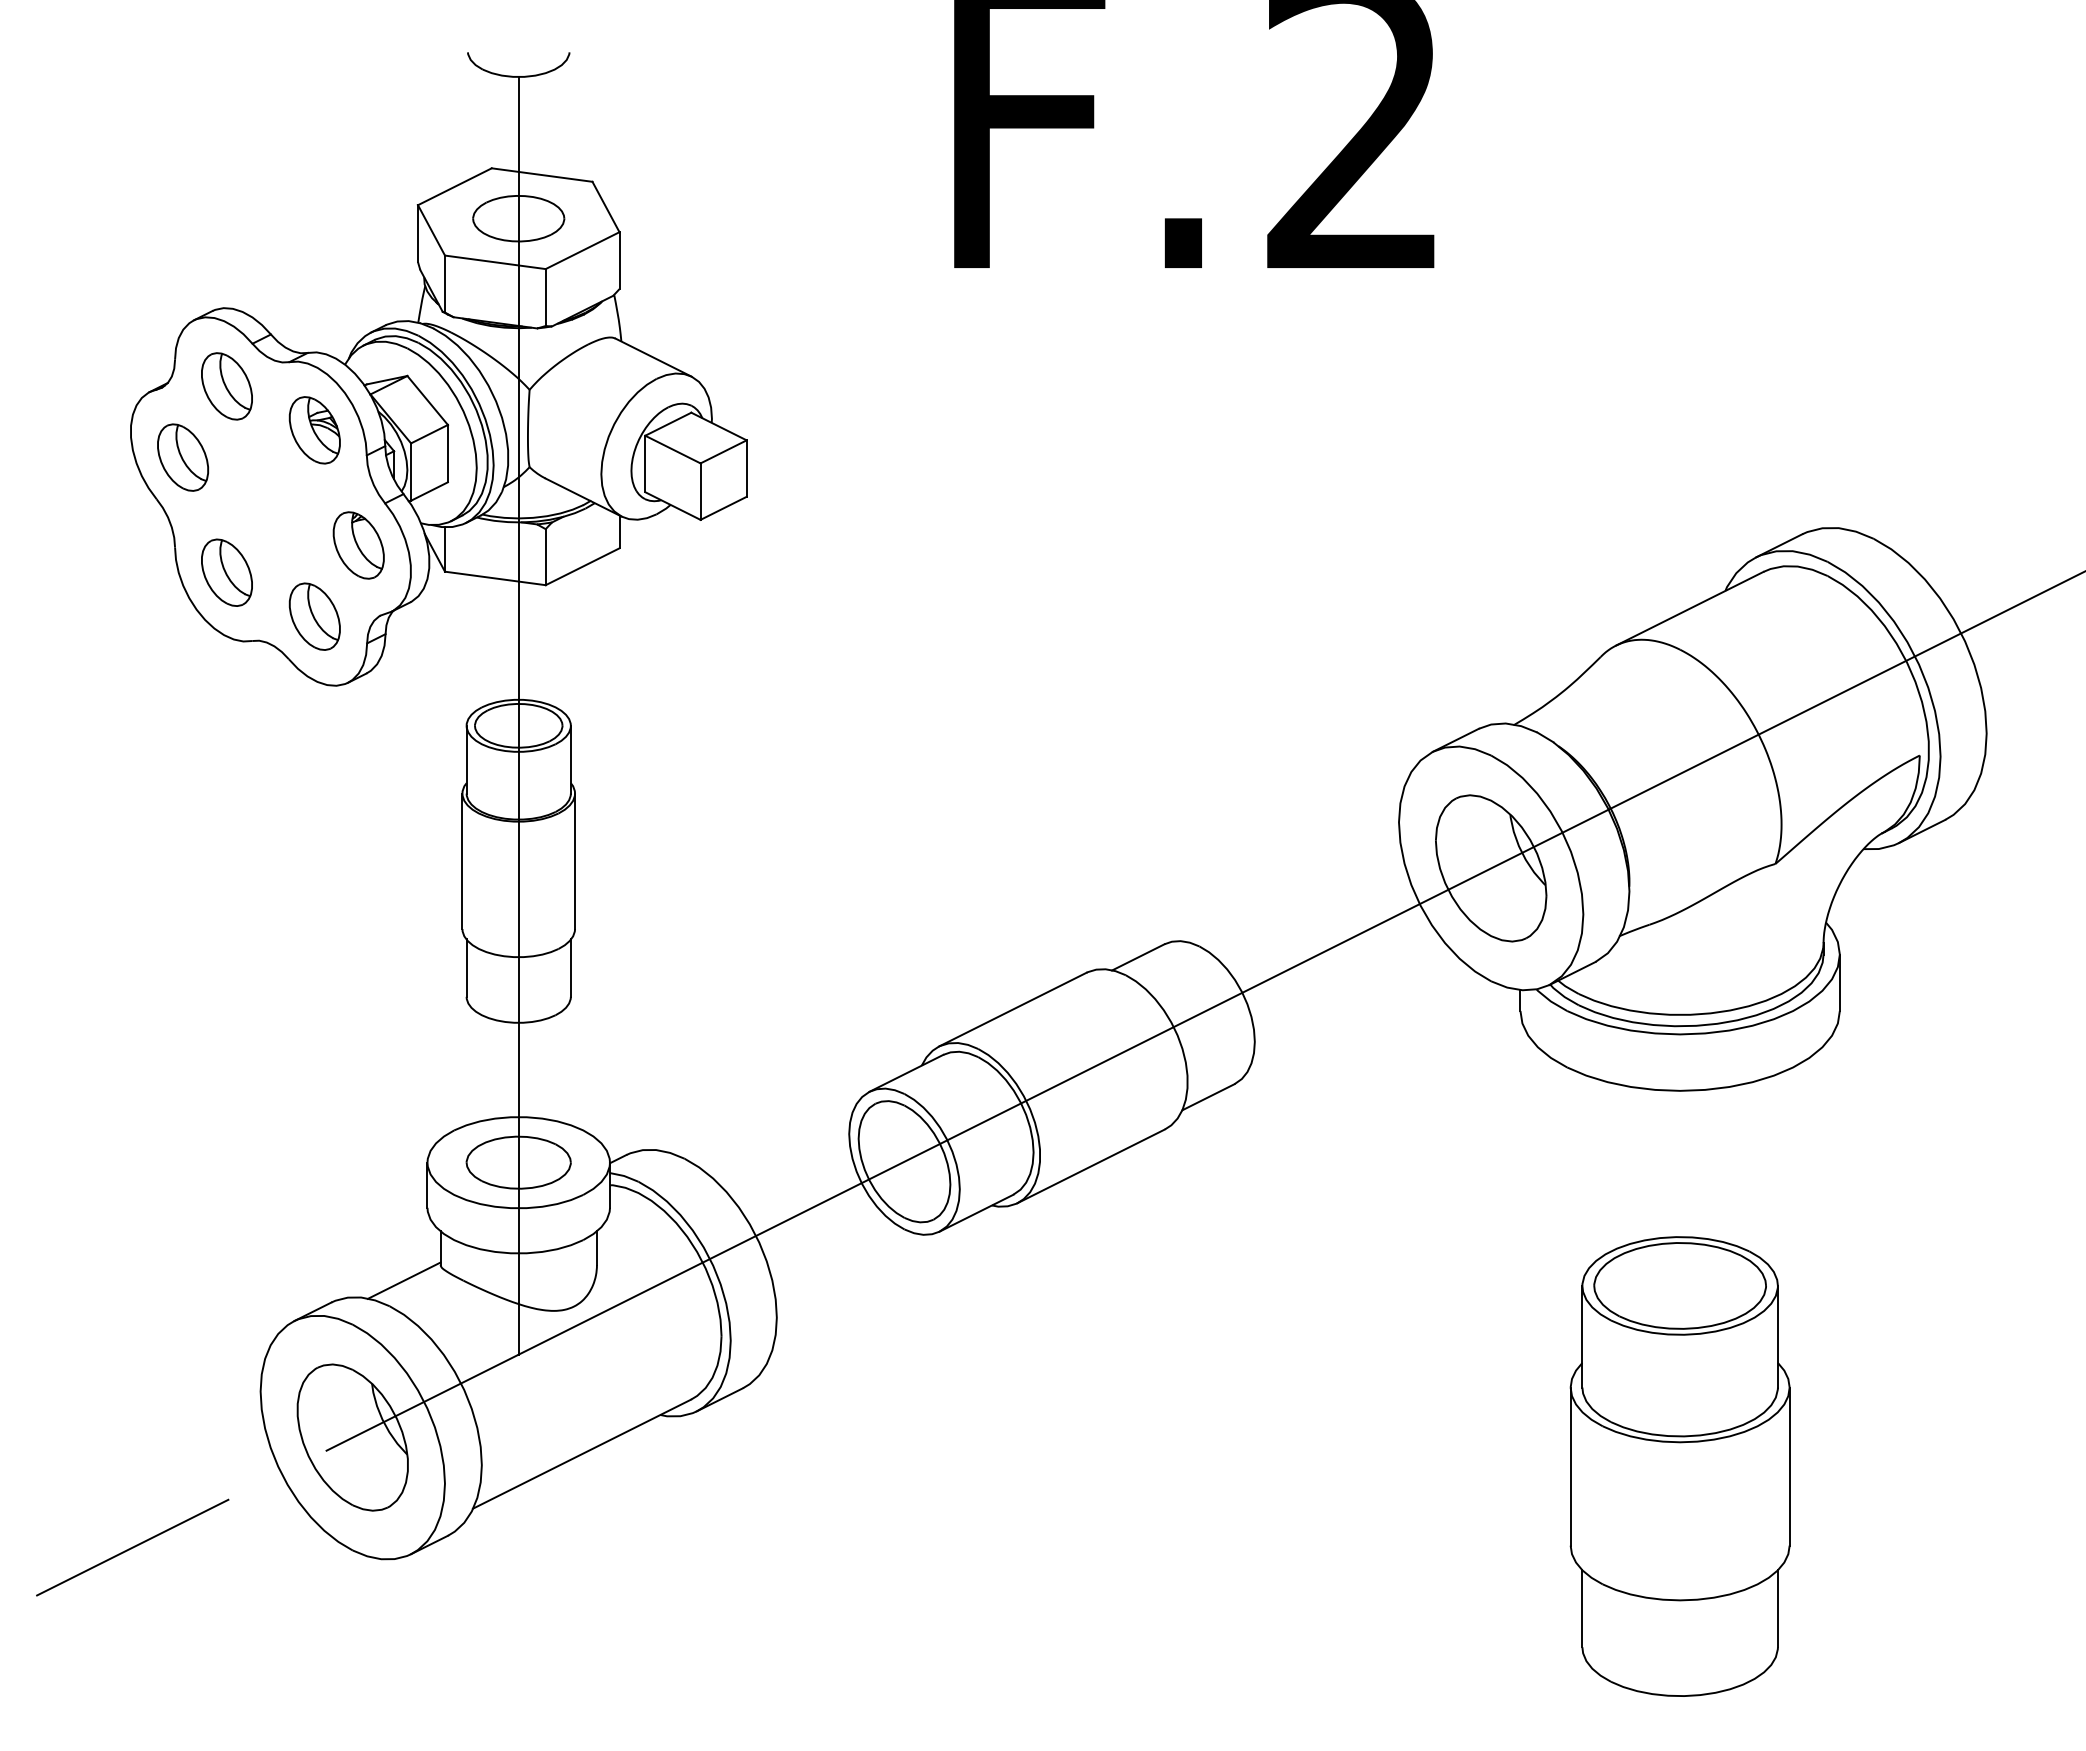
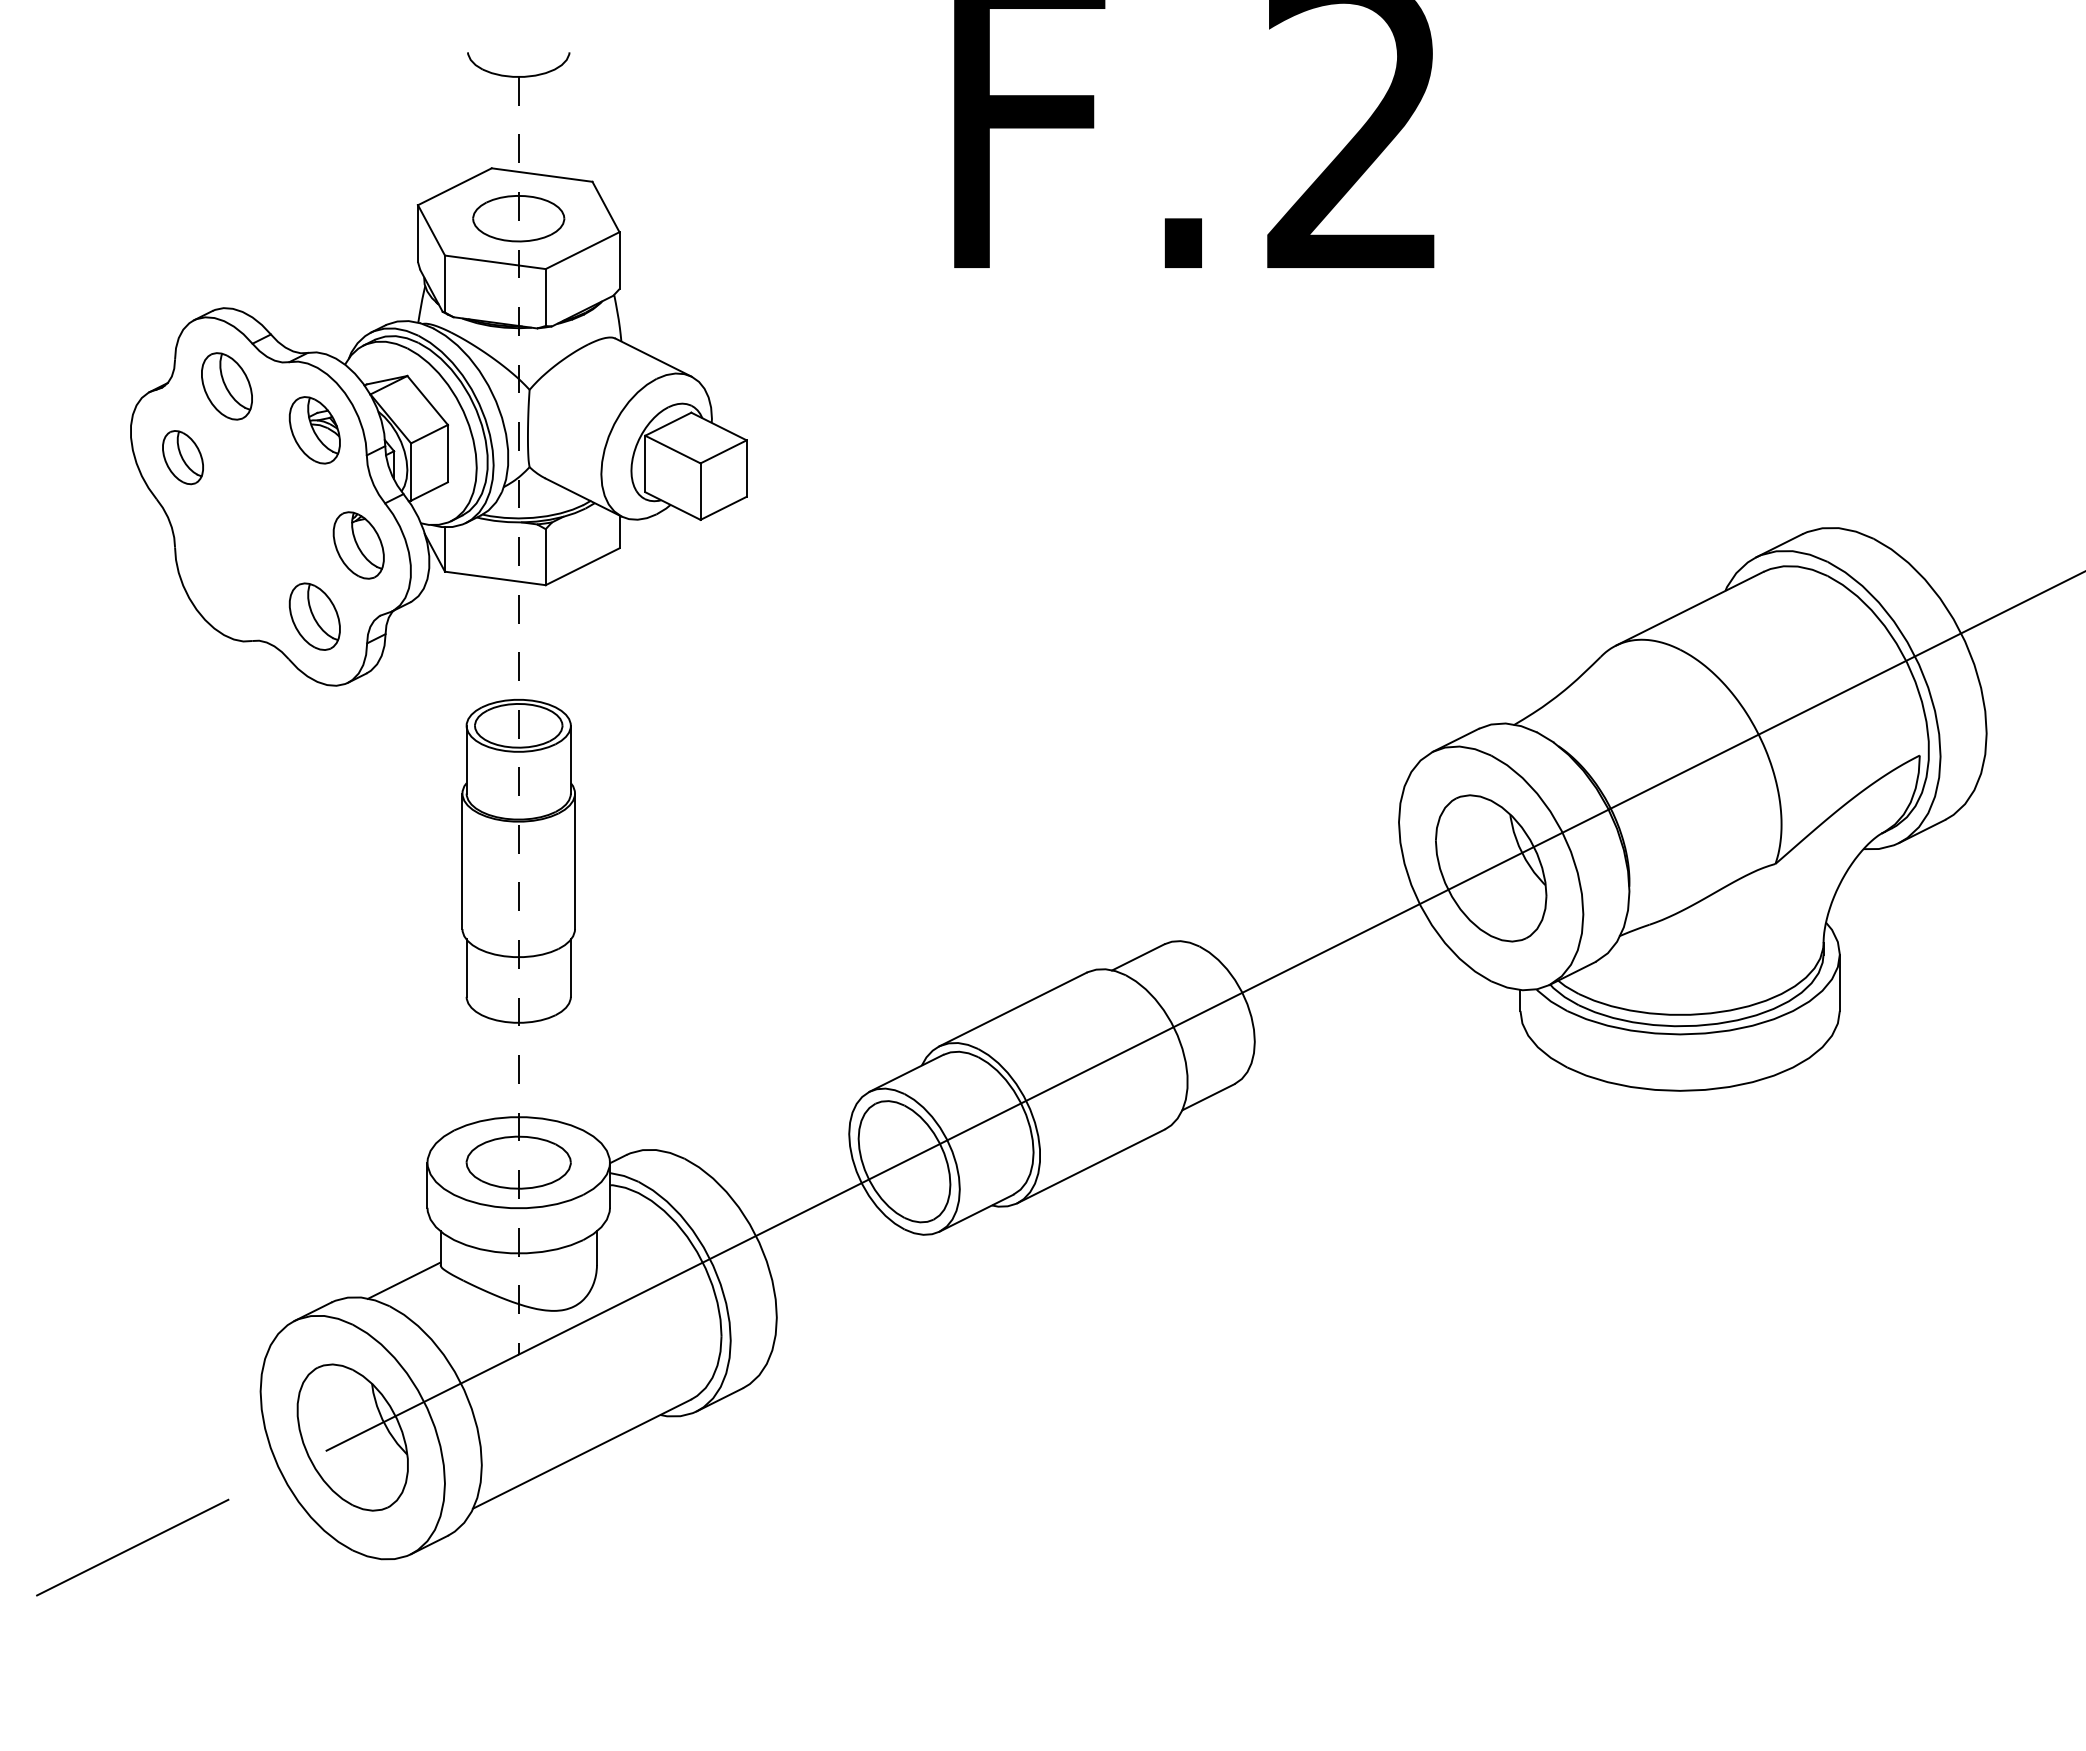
part size: 52x69 px -> 42x56 px (182, 457)
part: present -> none (226, 572)
line: solid -> dashed (518, 715)
part: present -> none (1679, 1466)
